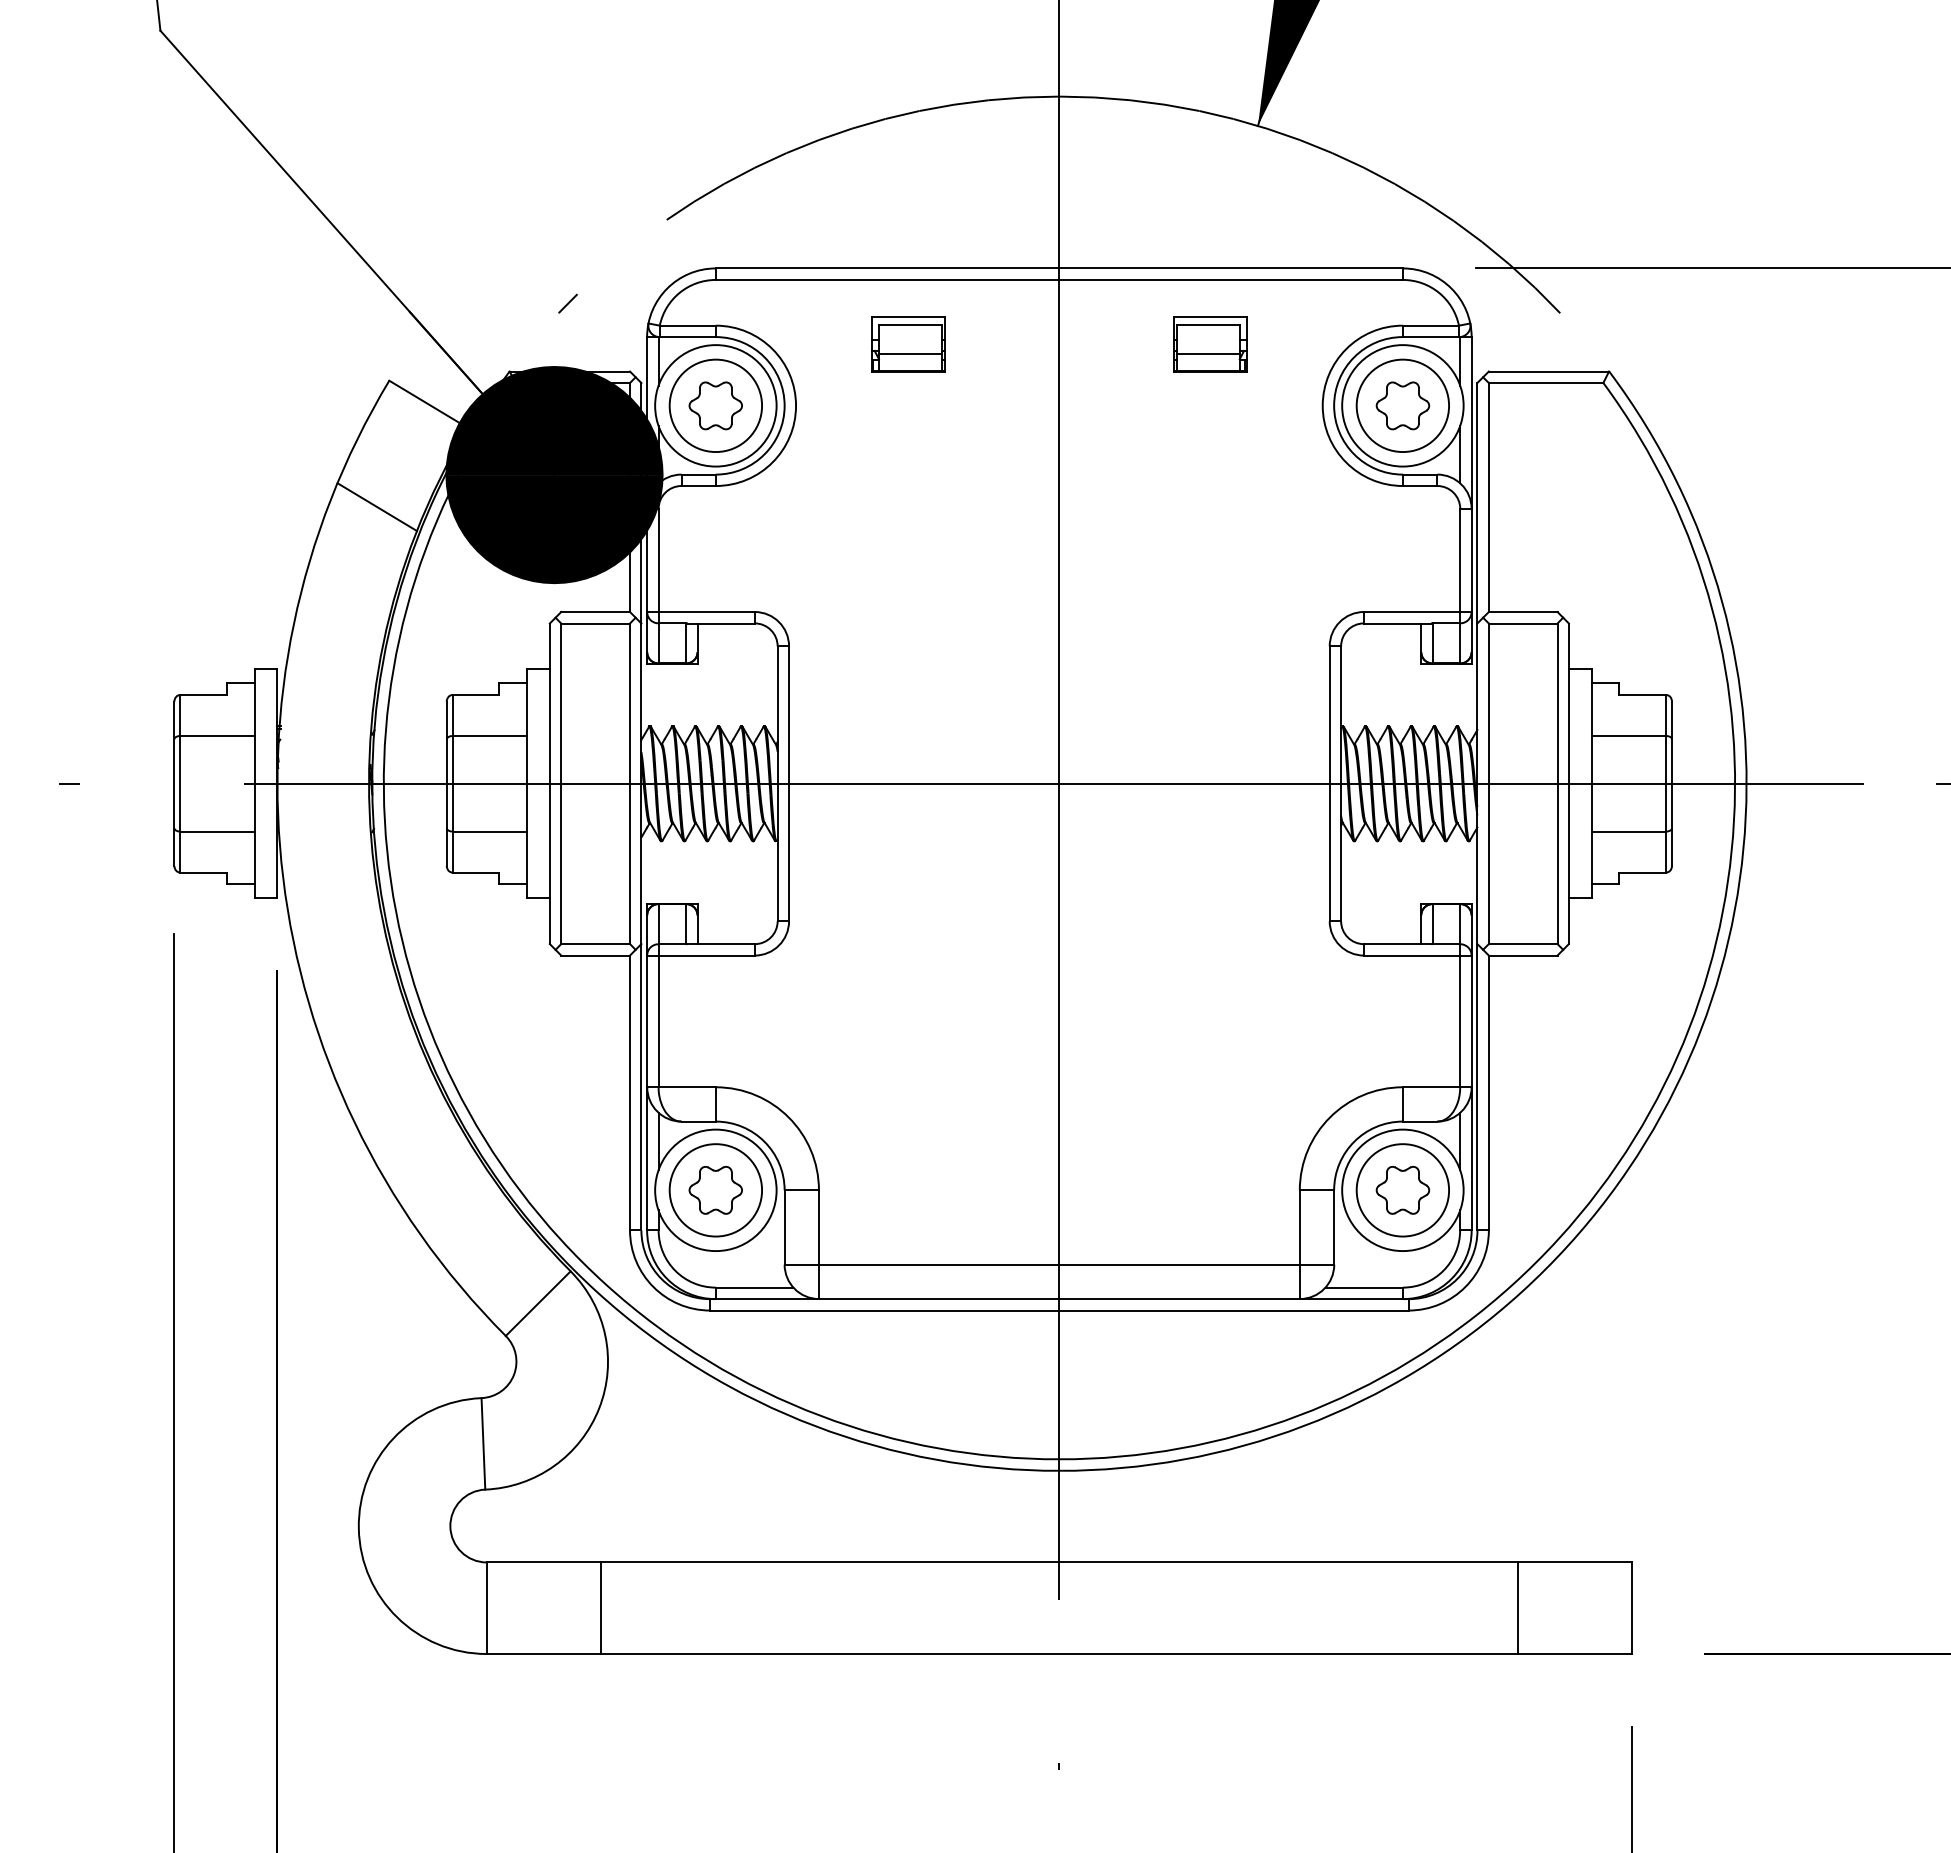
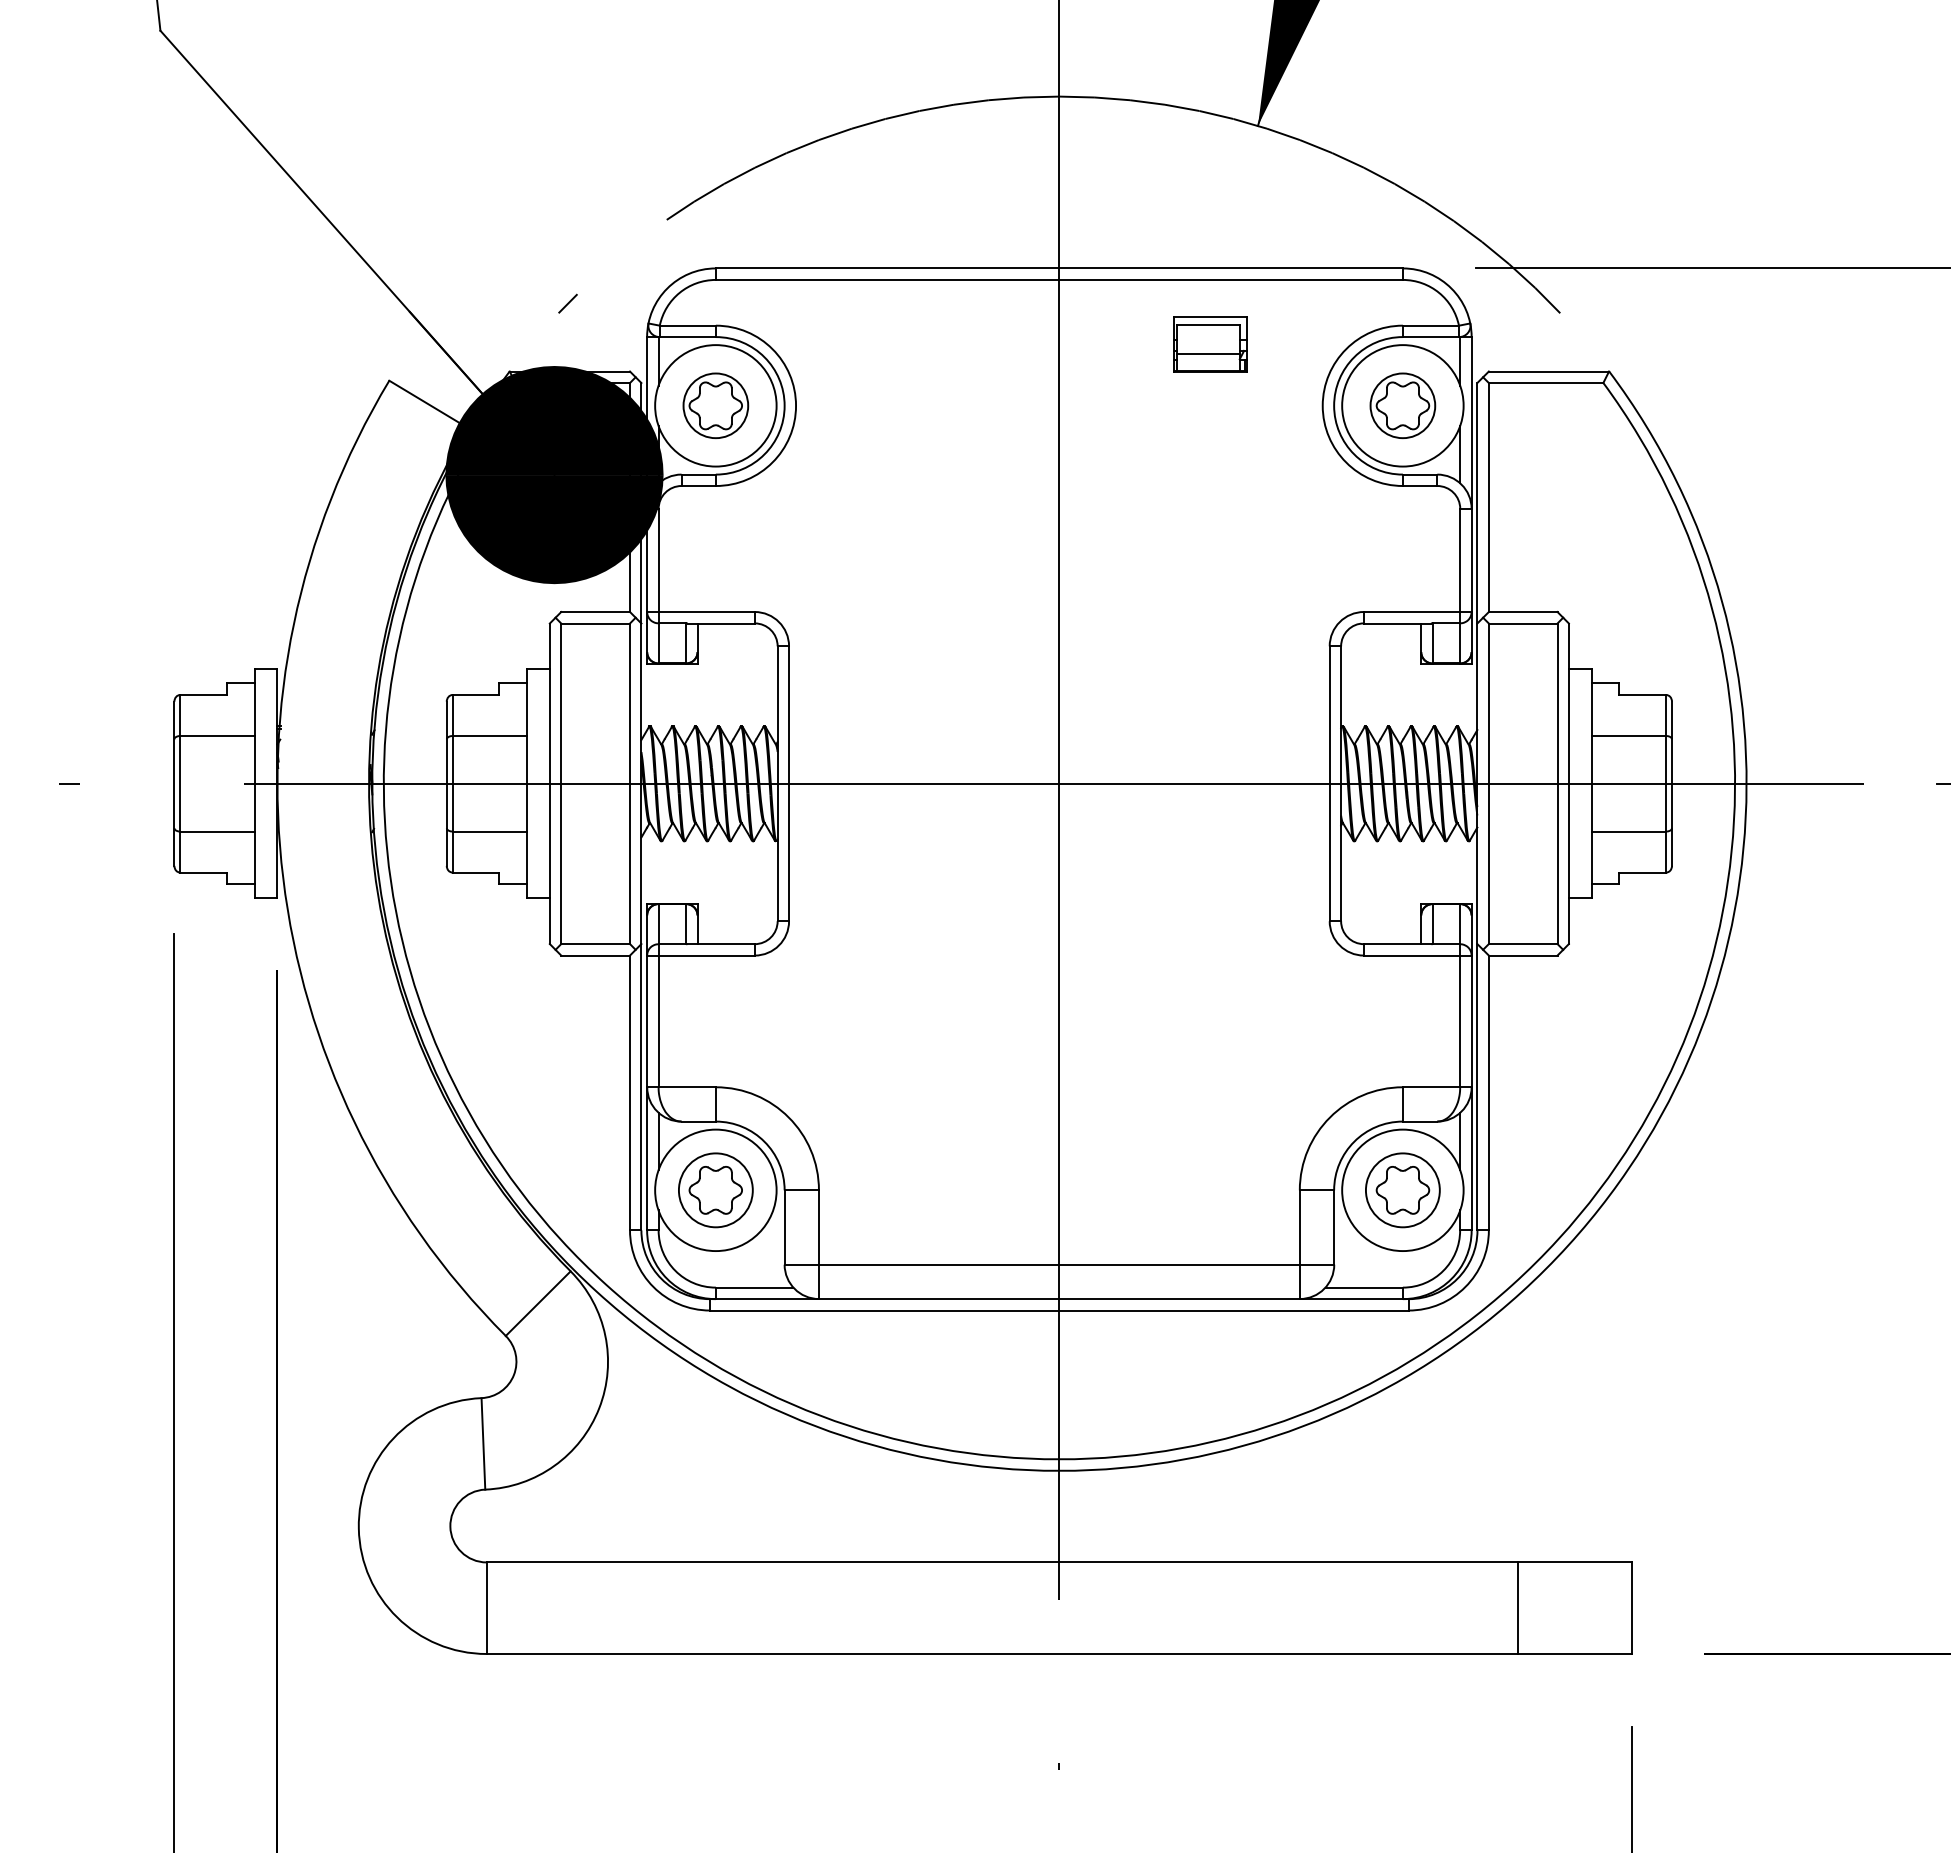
part: present -> none (908, 344)
circle diameter: 92 px -> 65 px (715, 405)
circle diameter: 92 px -> 65 px (1402, 405)
line: present -> none (376, 507)
circle diameter: 92 px -> 74 px (715, 1190)
circle diameter: 92 px -> 74 px (1402, 1190)
line: present -> none (601, 1608)
